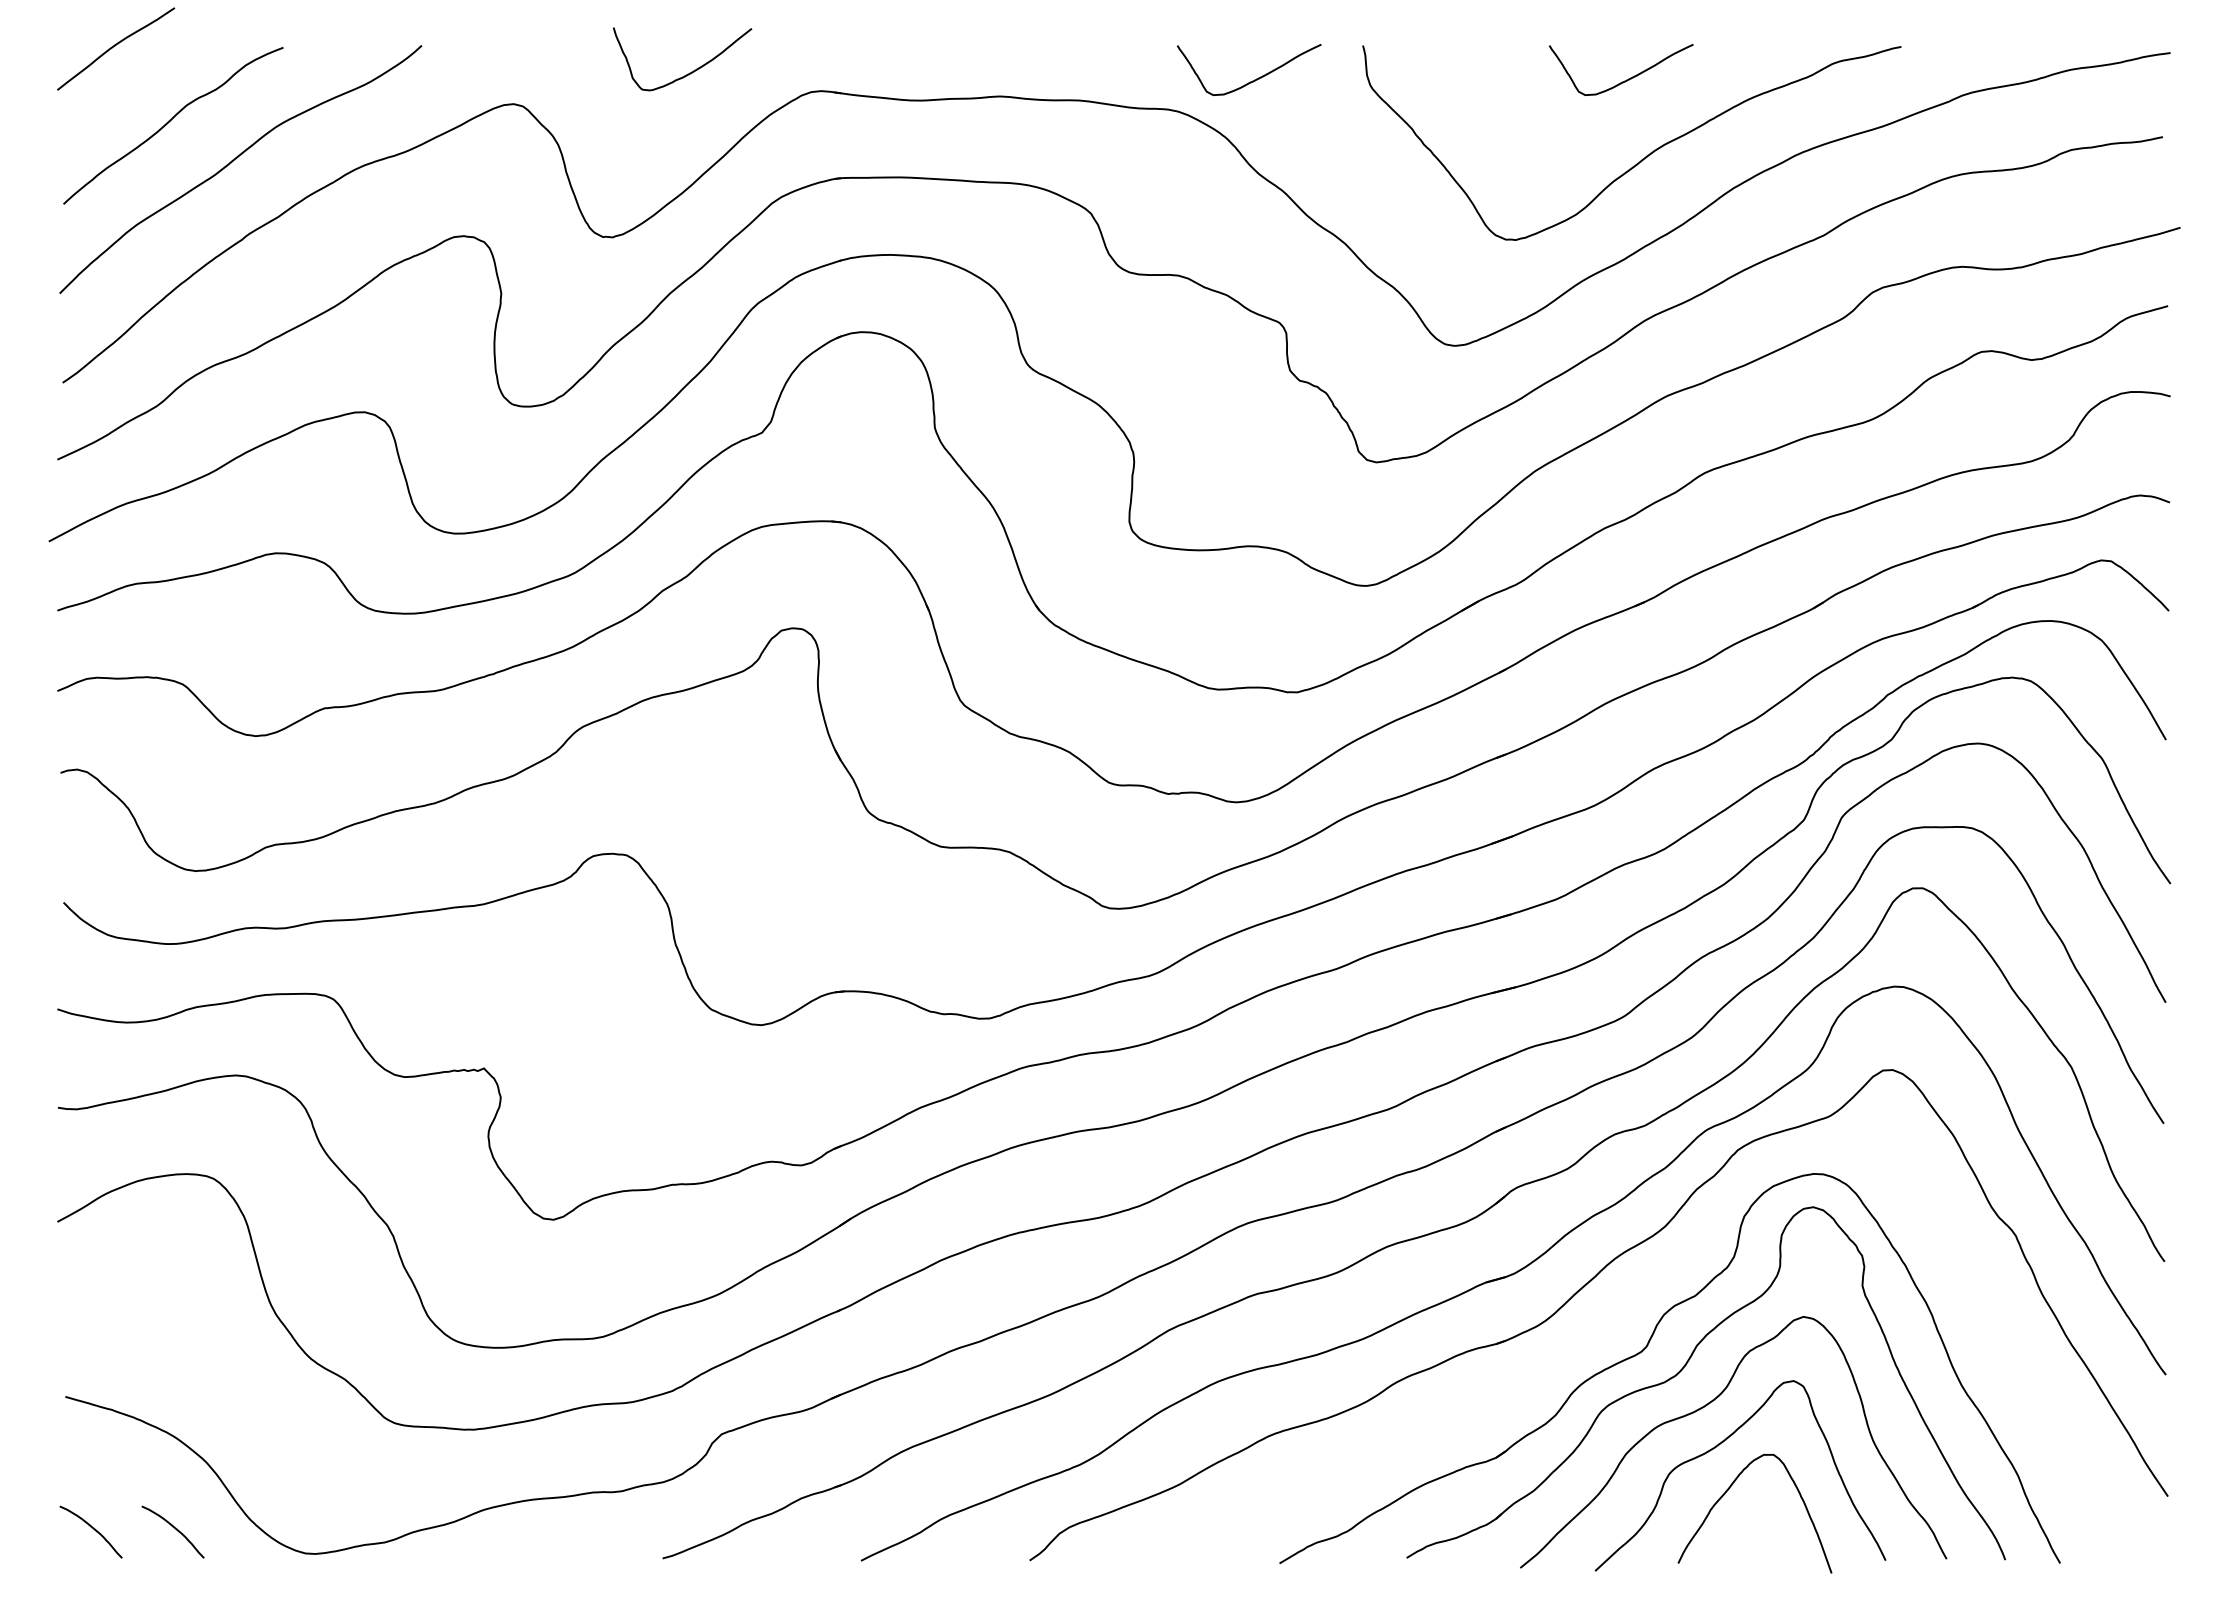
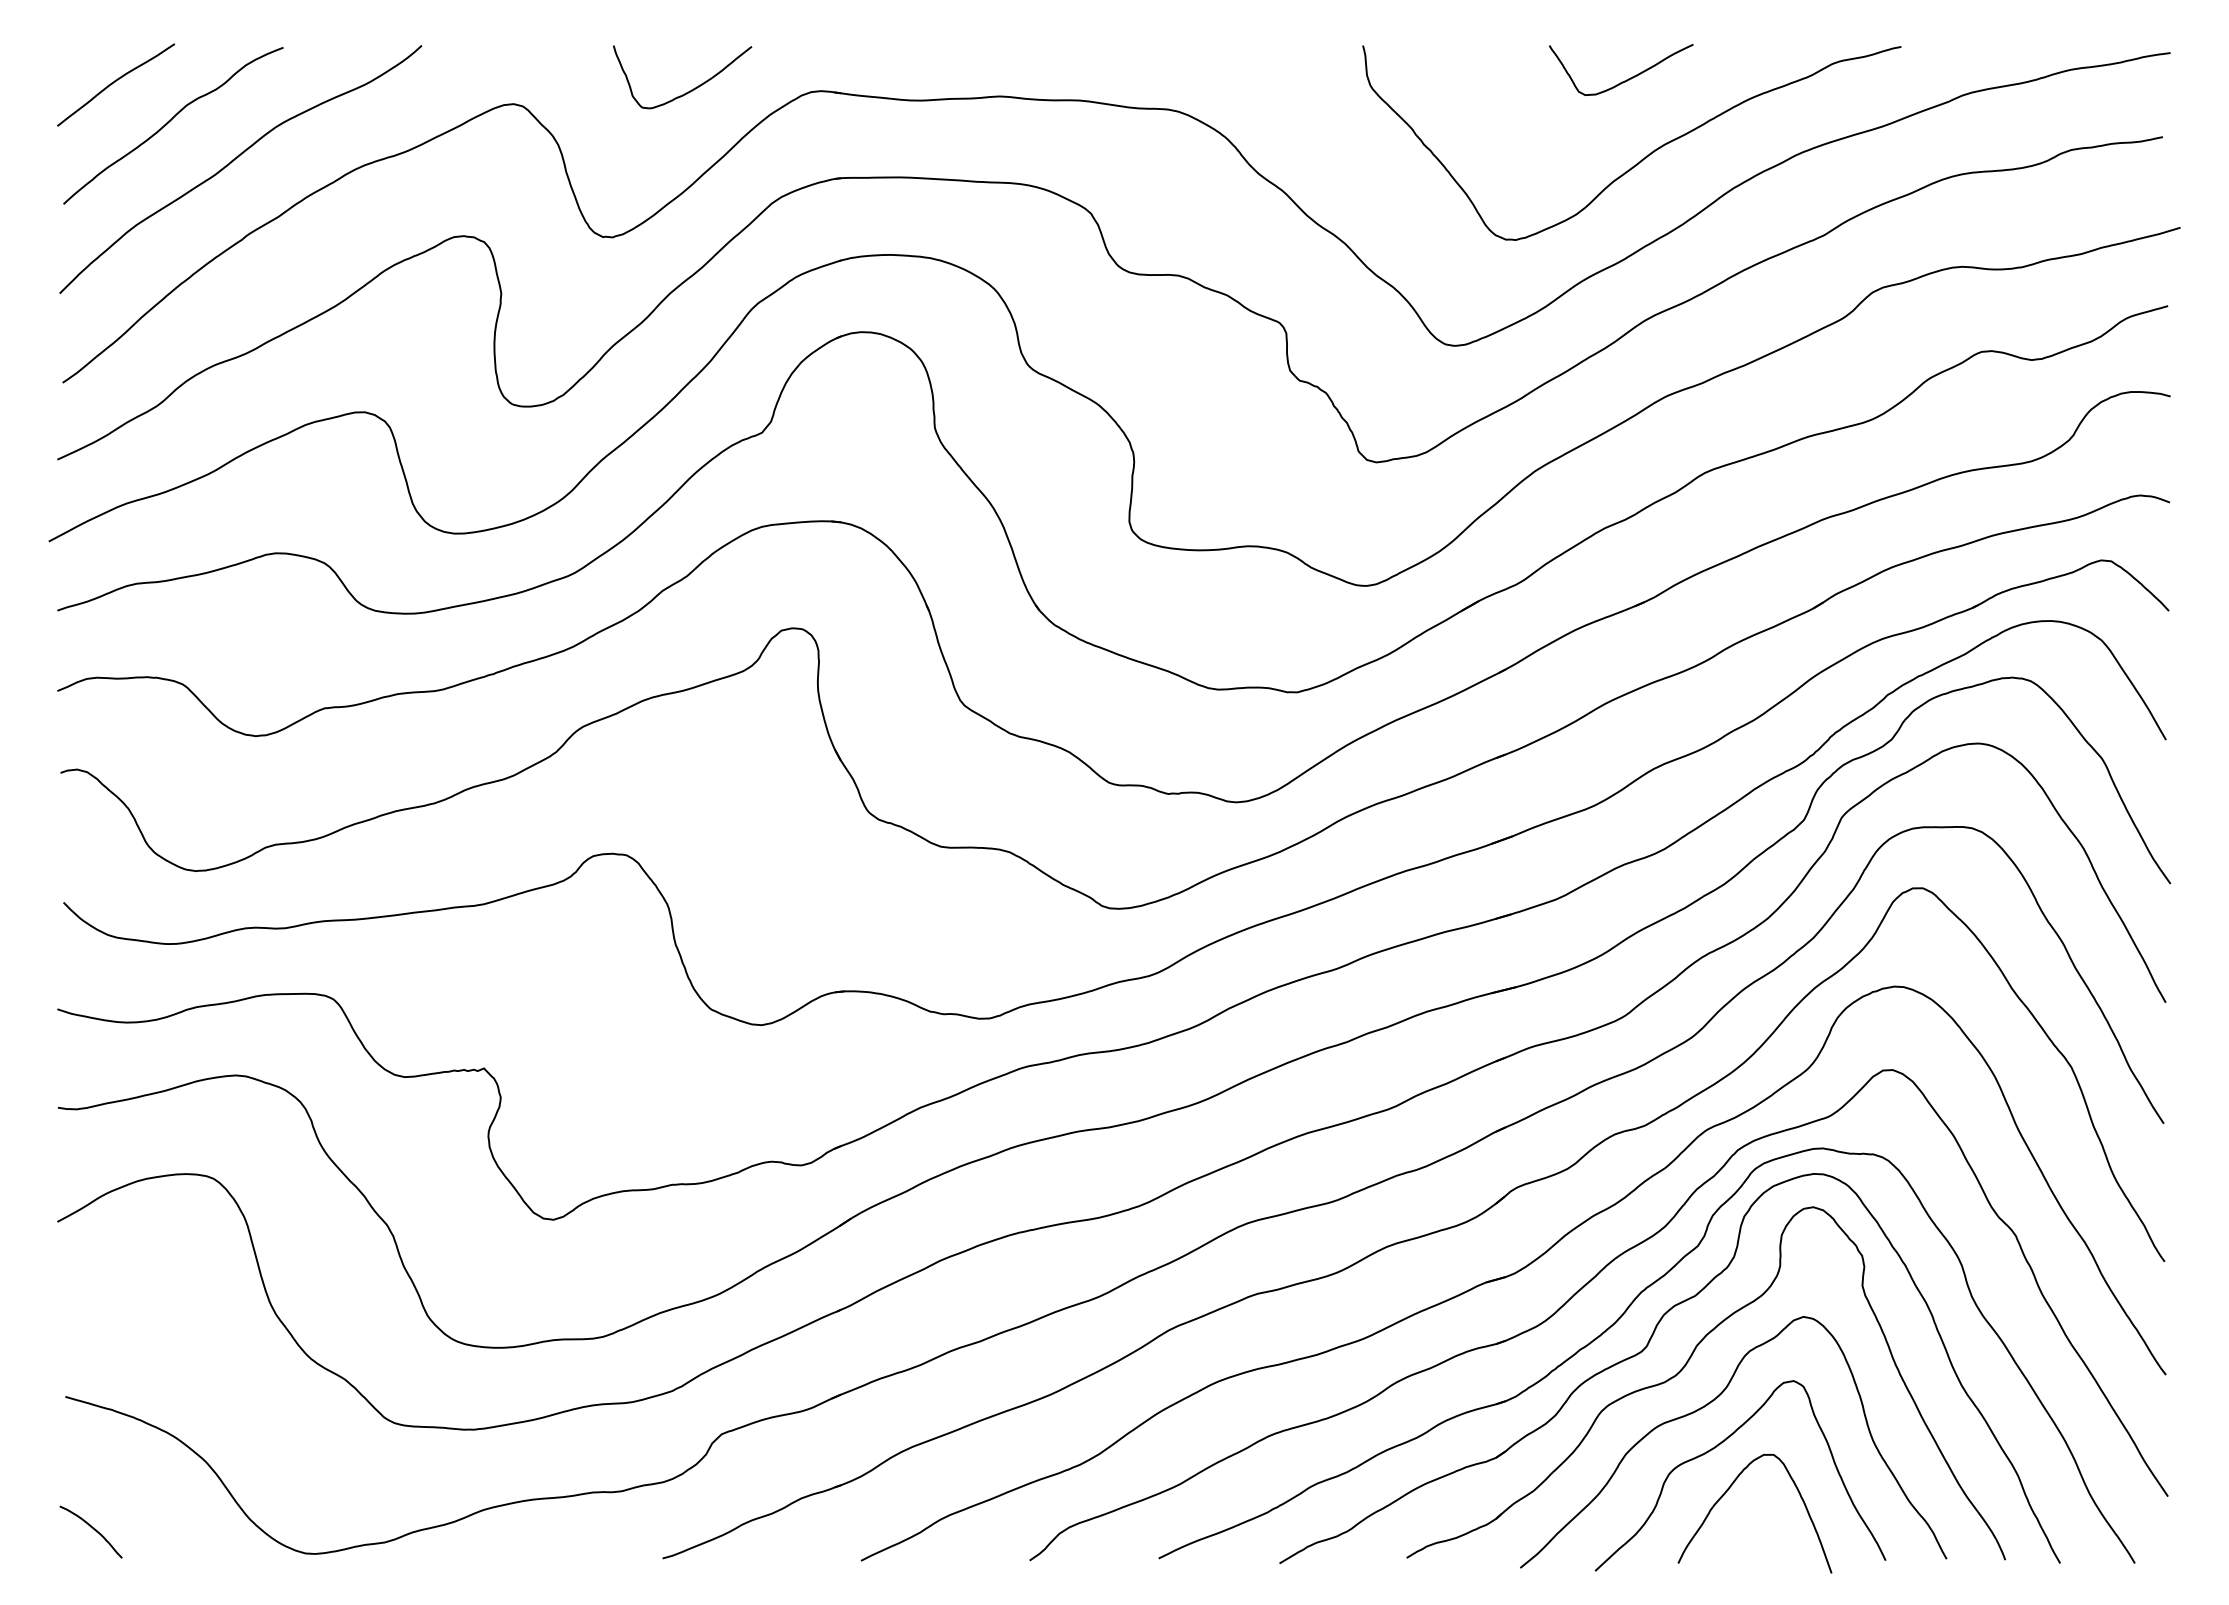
curve position: (115, 46) -> (115, 82) (115, 82)
curve position: (689, 72) -> (689, 90) (689, 90)
curve: present -> none (1254, 79)
part: none -> present (1615, 1323)
curve: present -> none (174, 1528)
